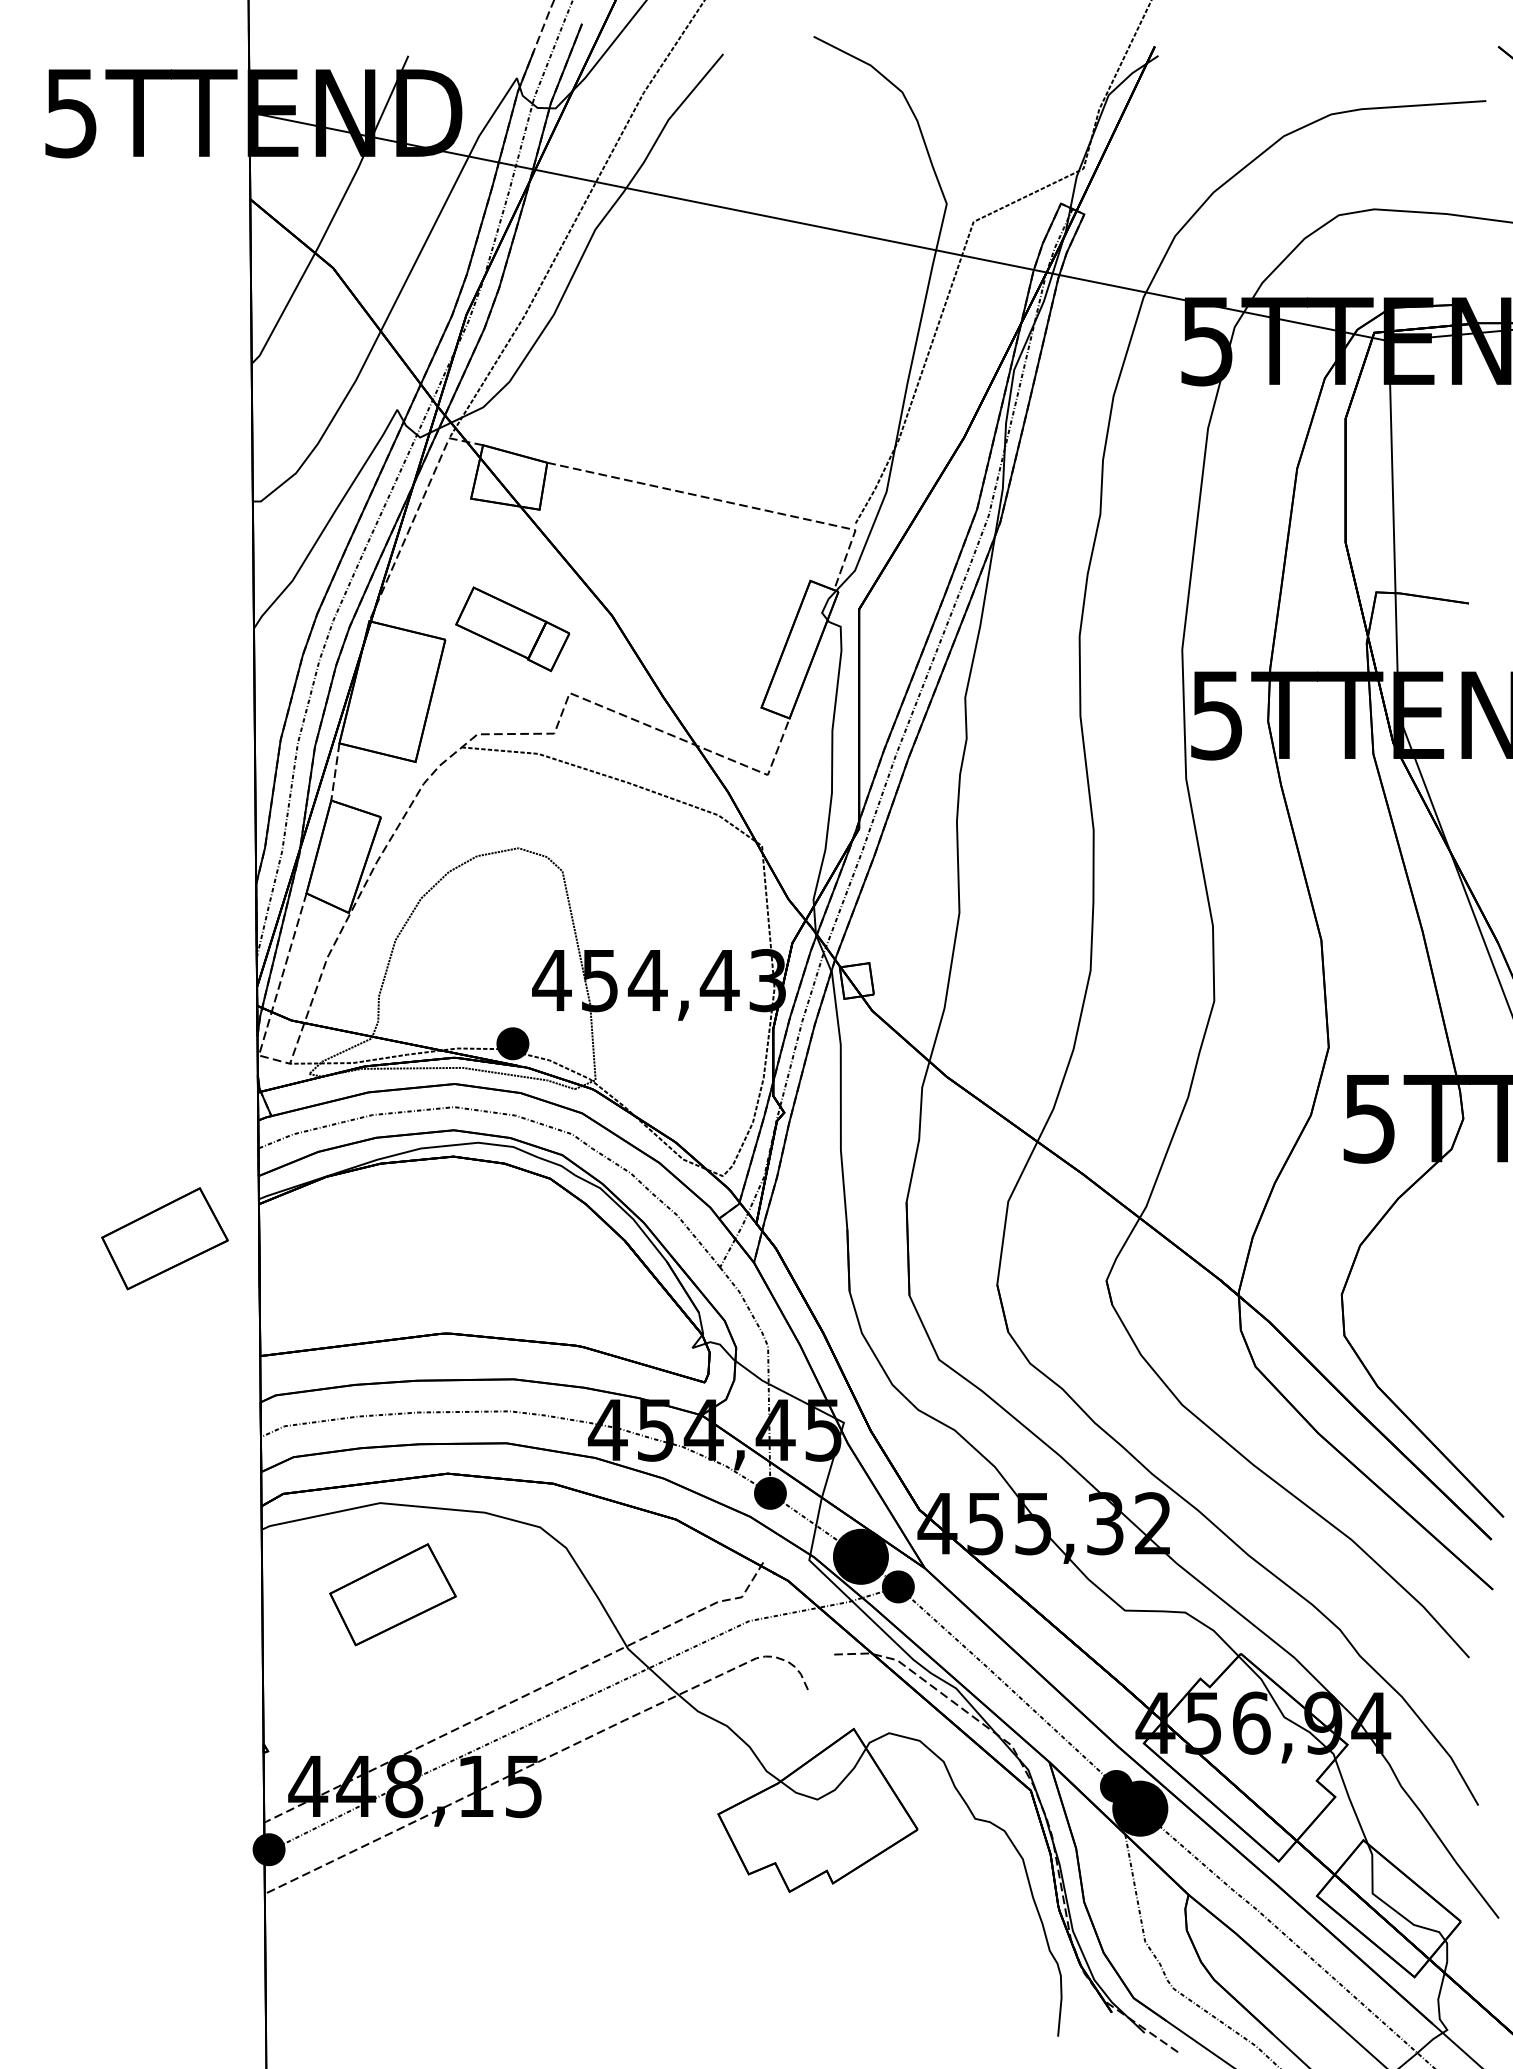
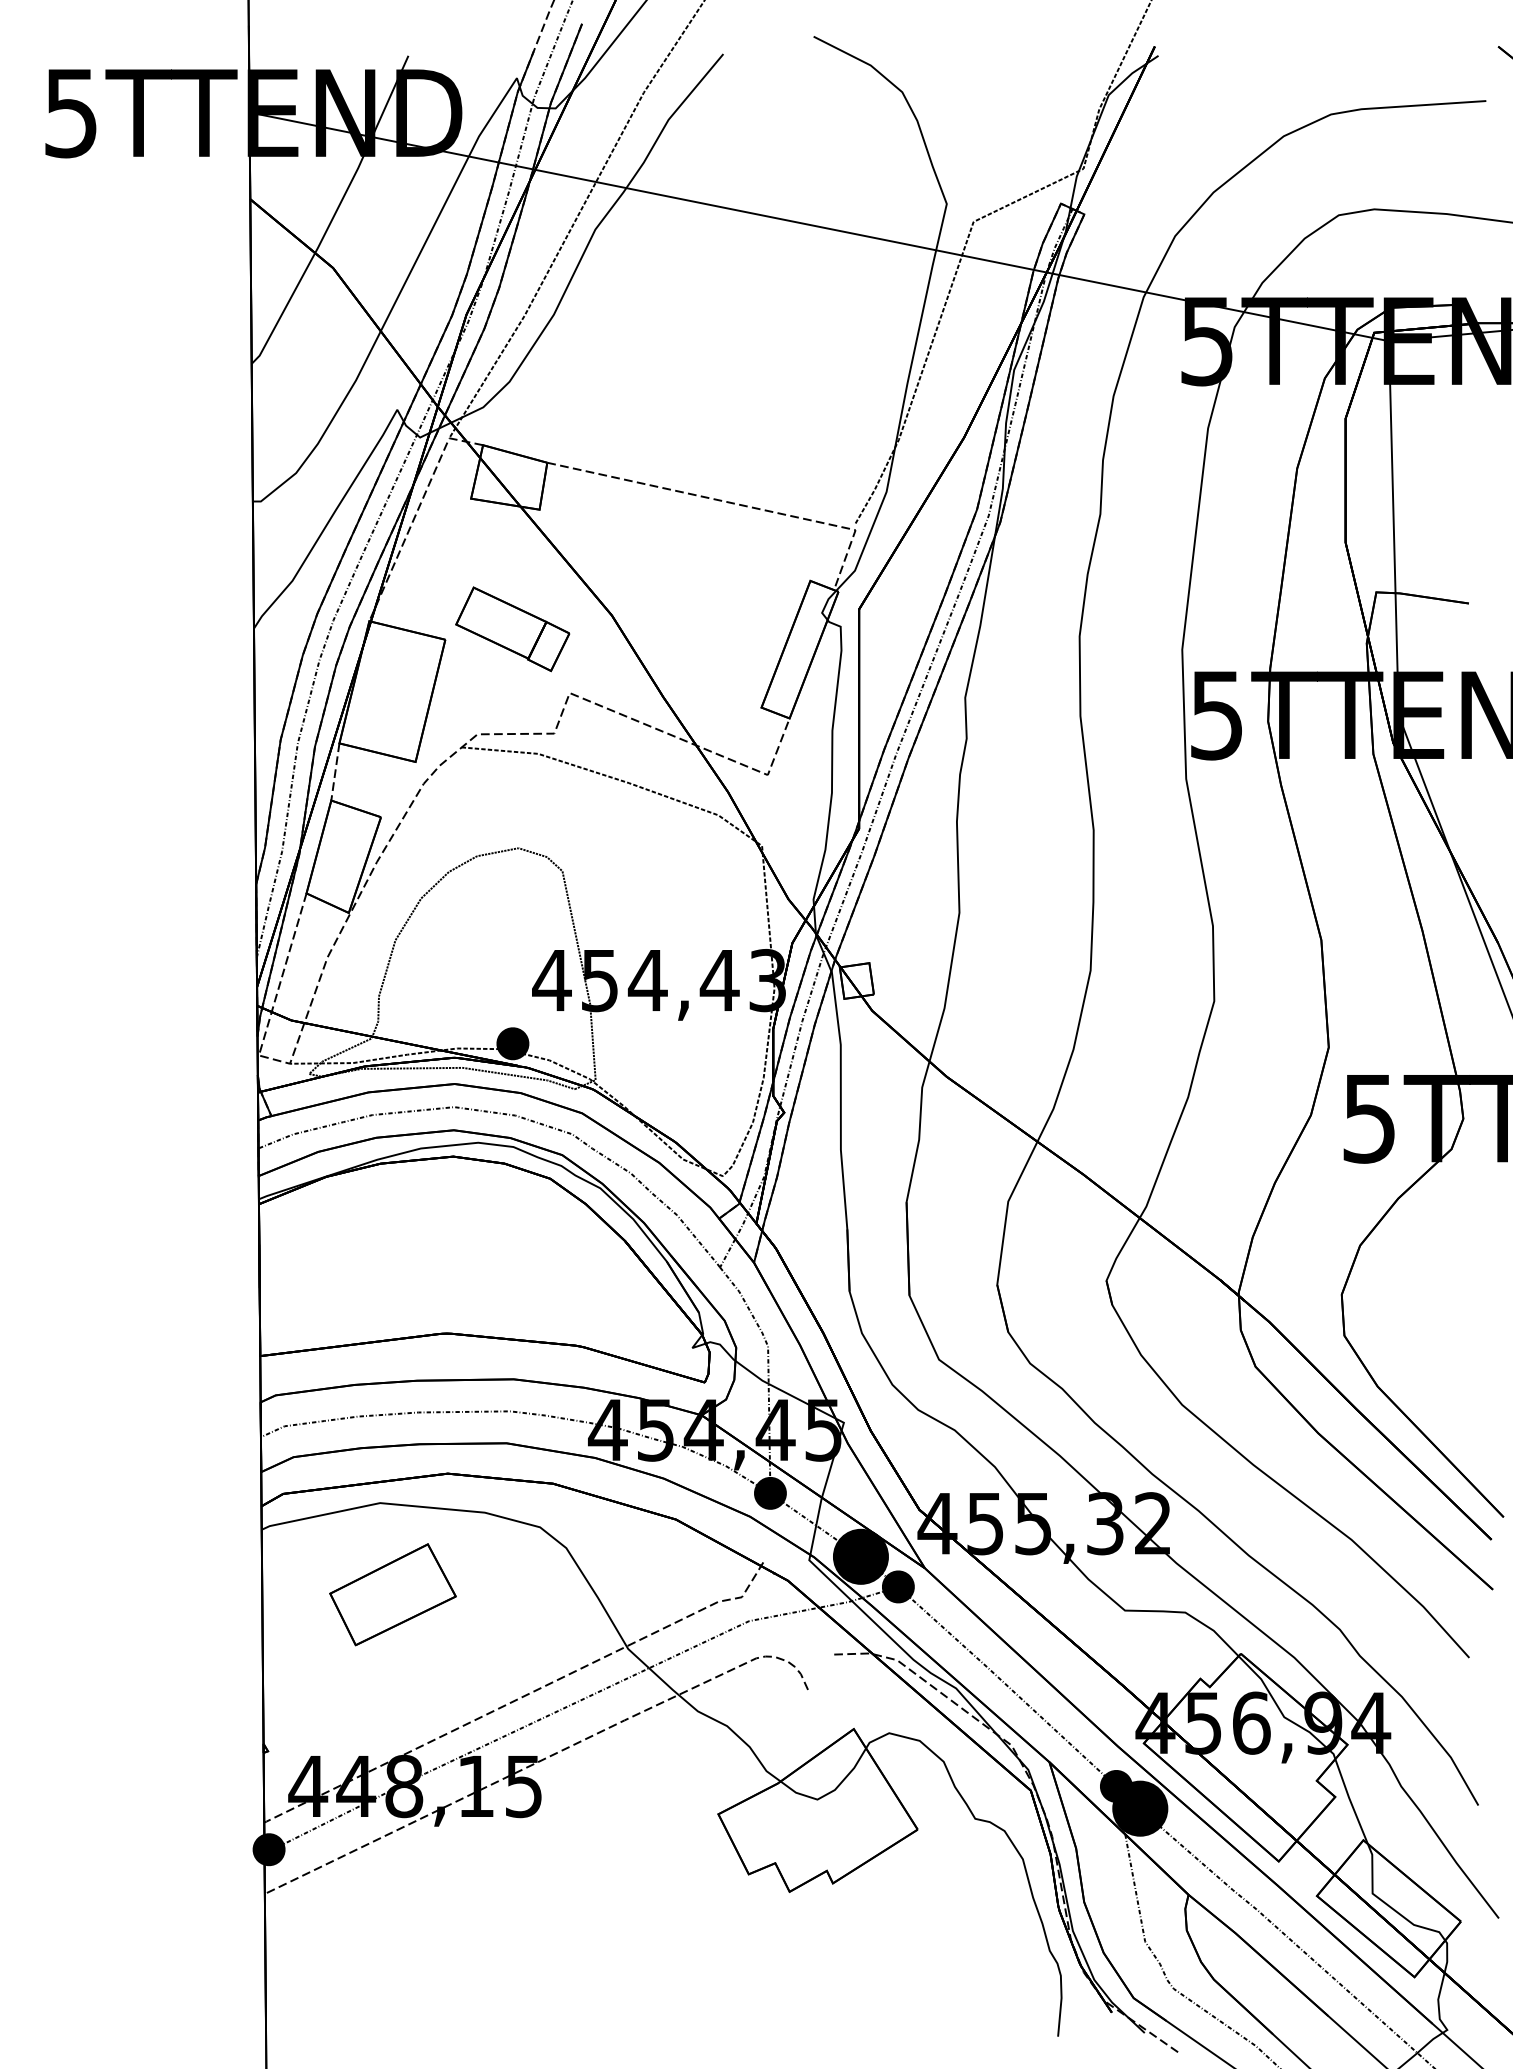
part: present -> none (164, 1238)
